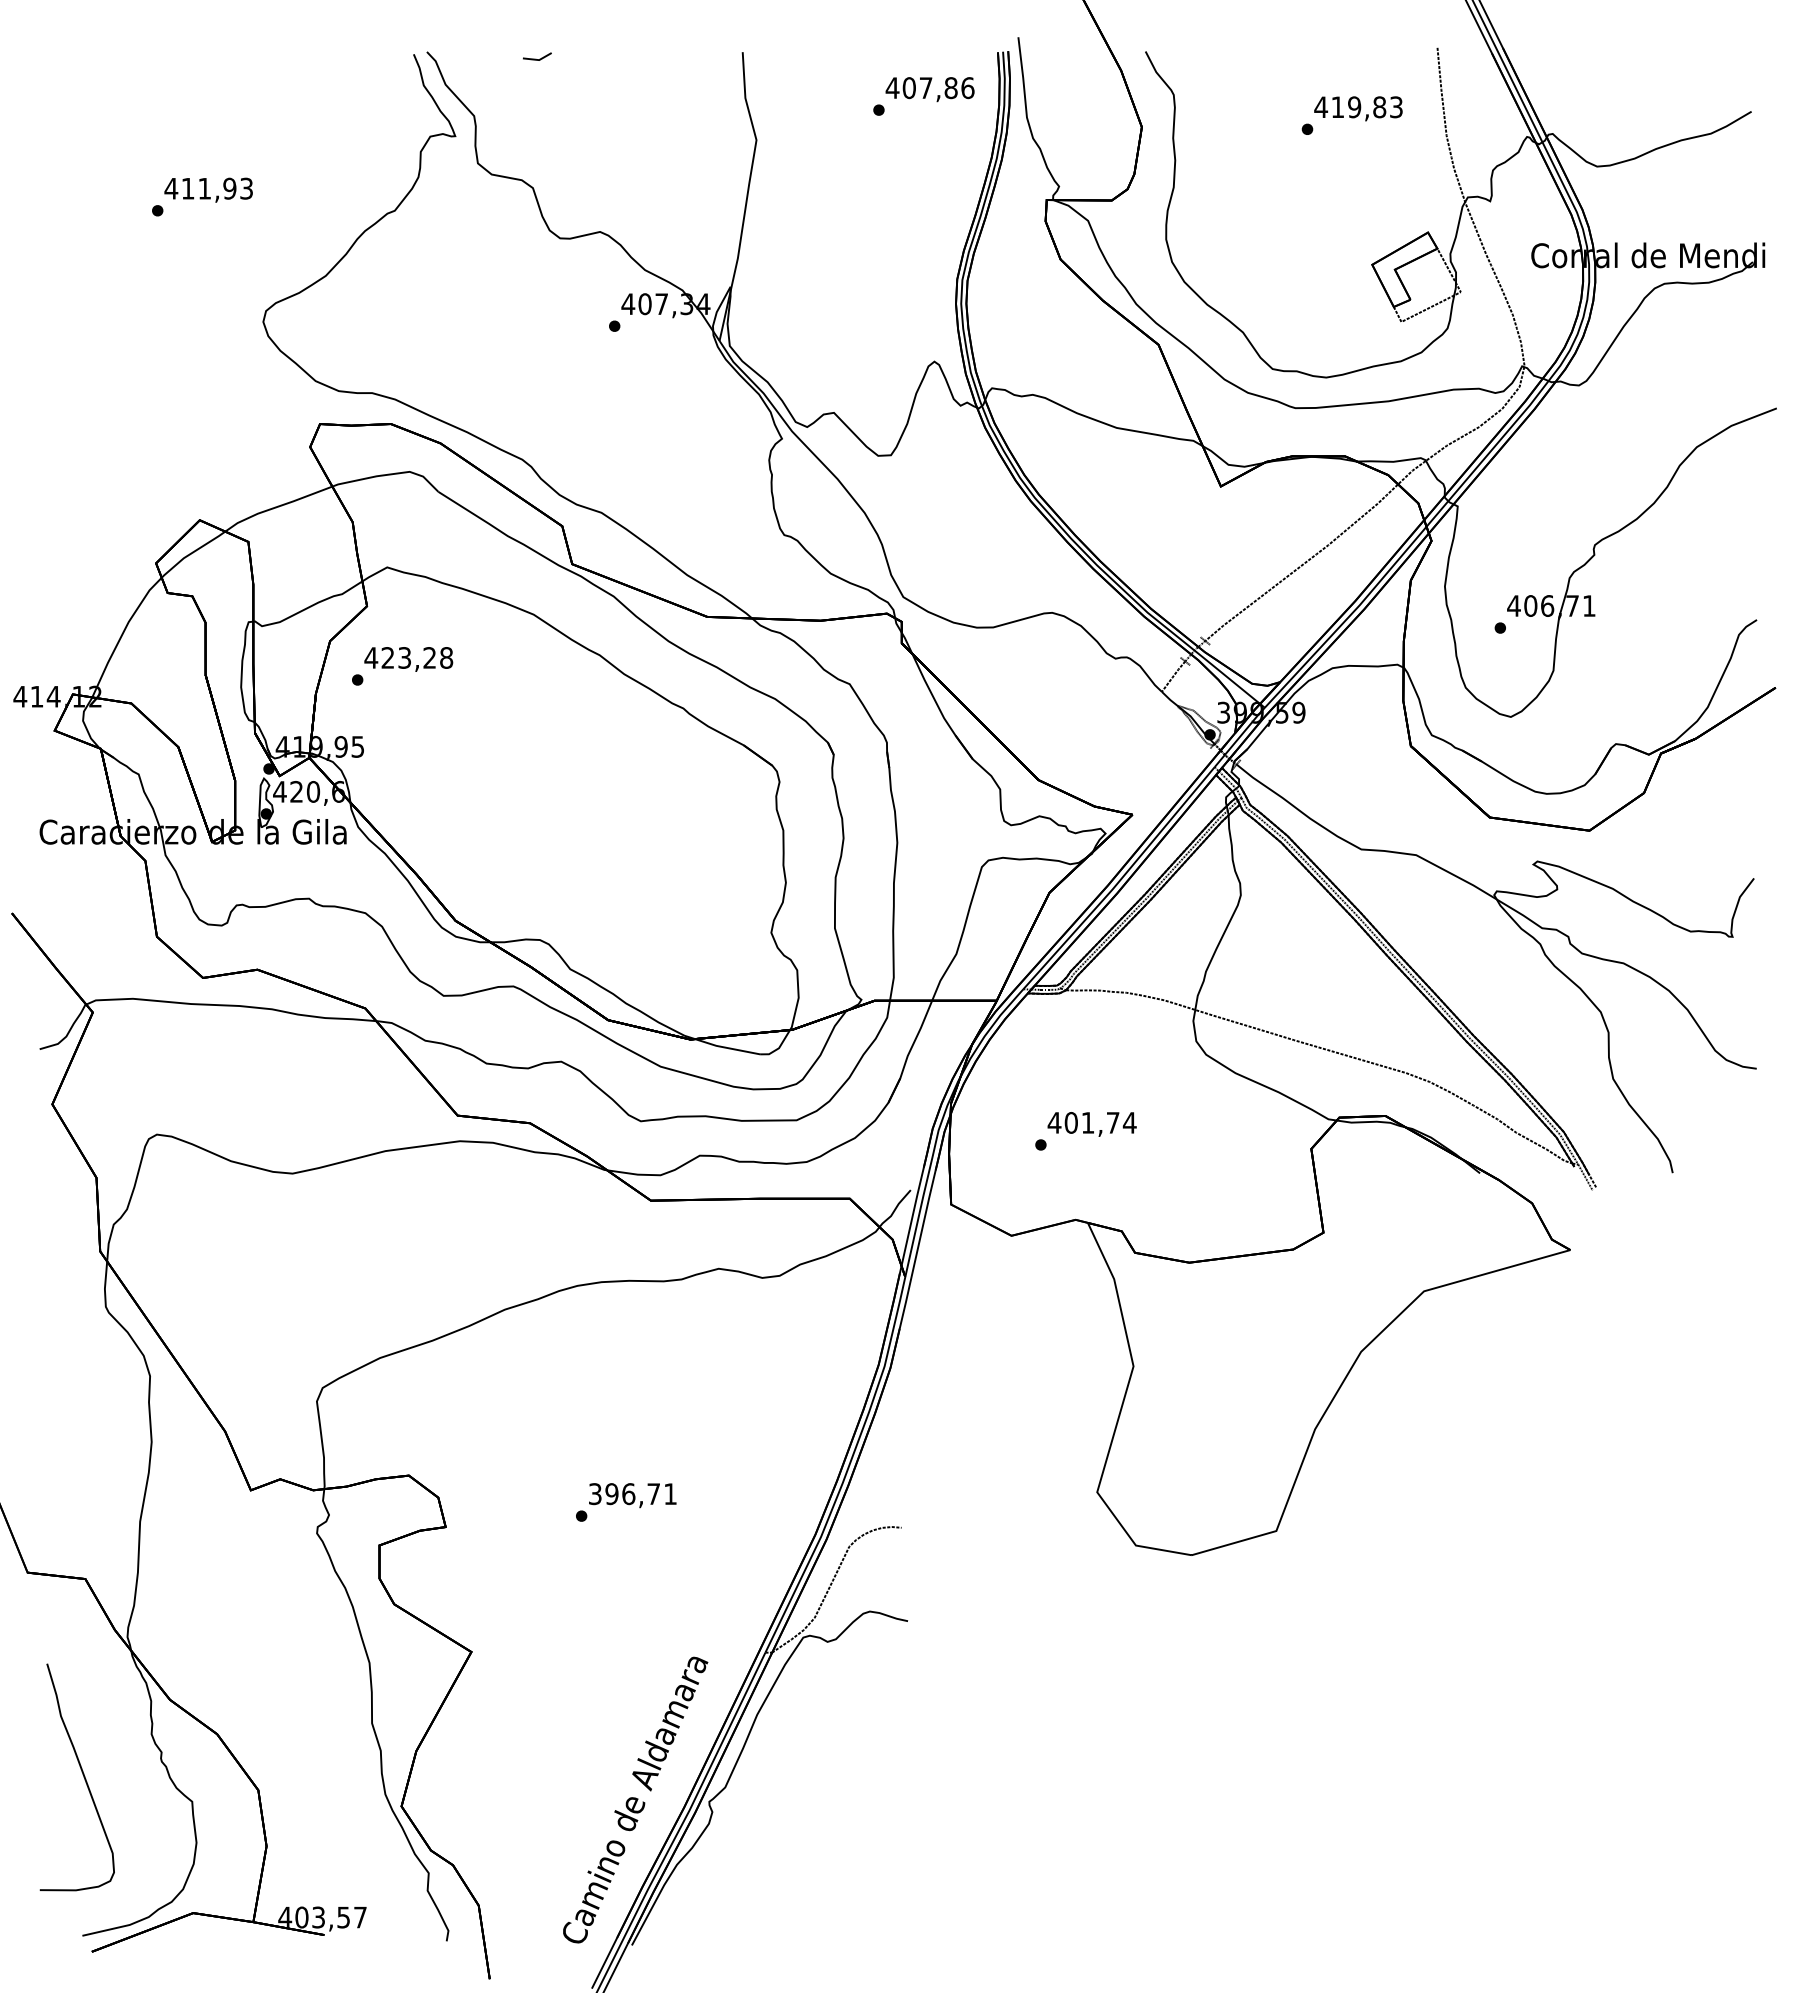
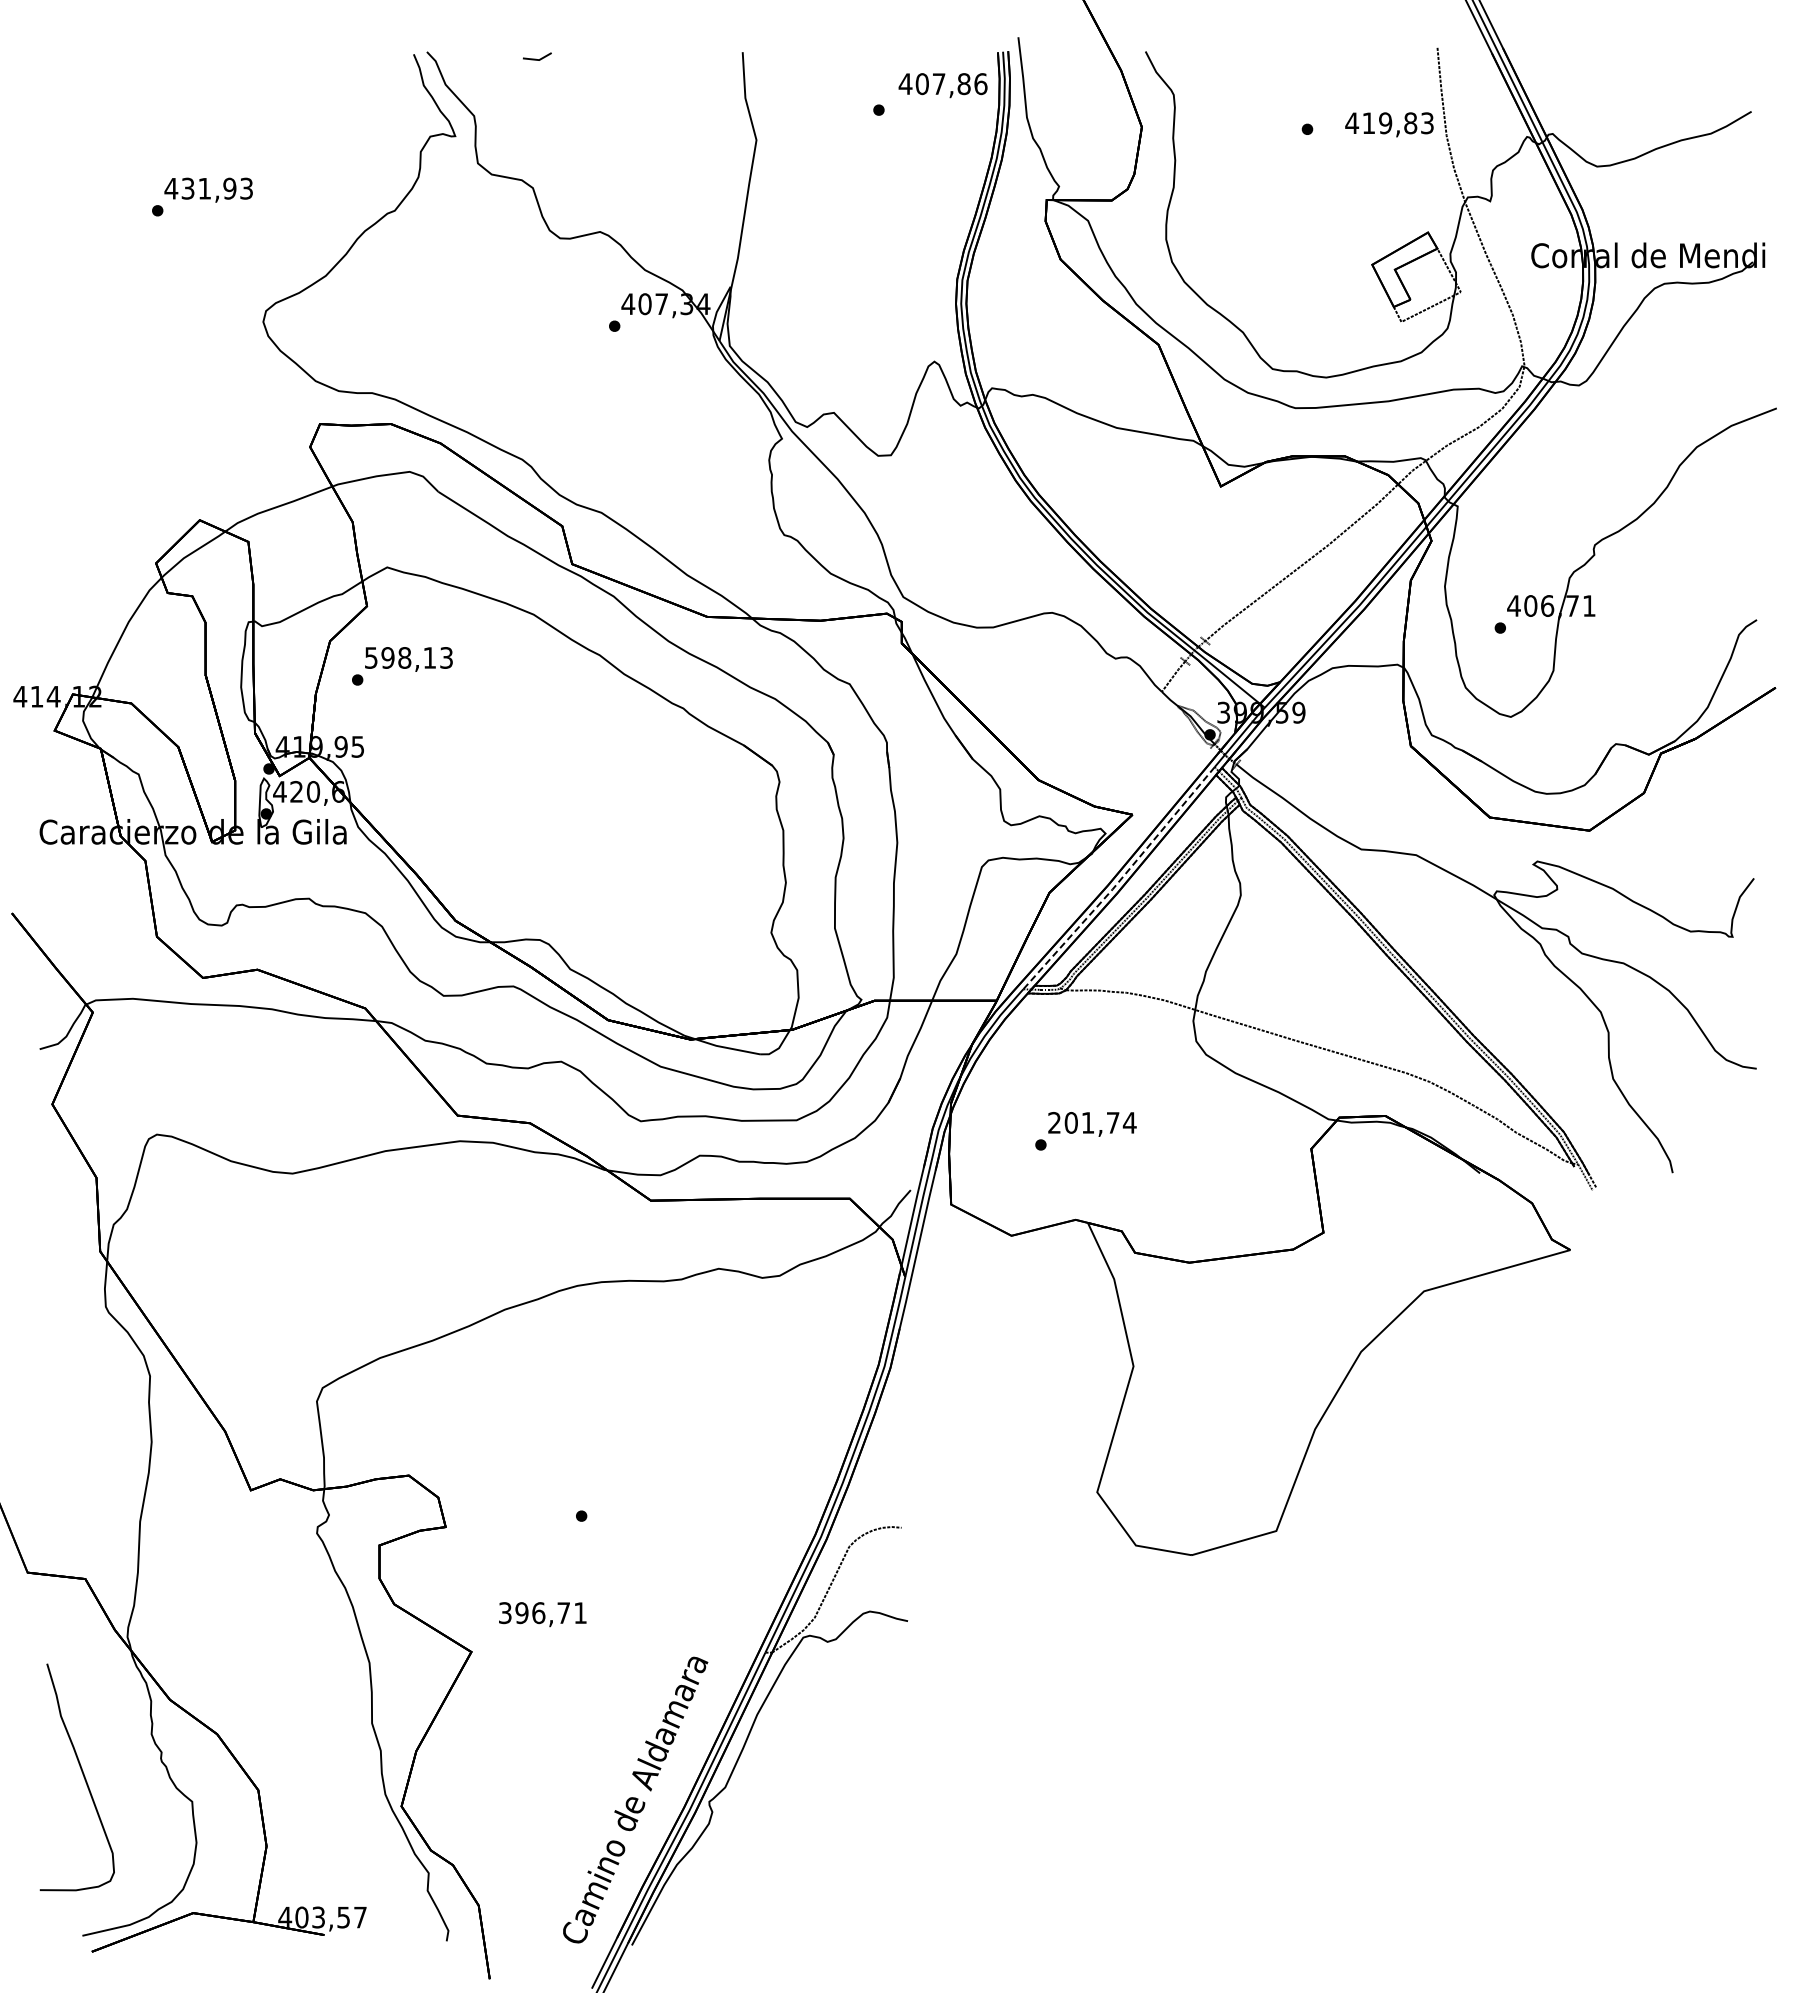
text position: (929, 89) -> (942, 85) (942, 85)
text position: (1358, 108) -> (1389, 124) (1389, 124)
text: 411,93 -> 431,93 (187, 188)
text: 423,28 -> 598,13 (408, 657)
line: solid -> dashed (1120, 880)
text: 401,74 -> 201,74 (1054, 1122)
text position: (632, 1495) -> (542, 1614) (542, 1614)
